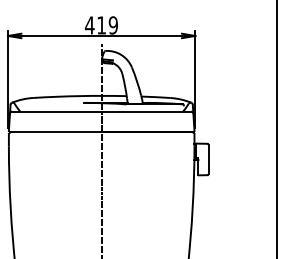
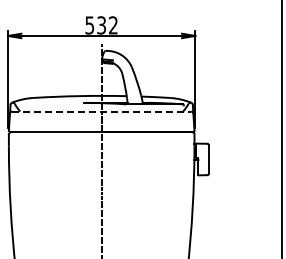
text: 419 -> 532 (101, 25)
line: solid -> dashed (102, 111)
line position: (276, 128) -> (281, 128) (281, 128)
